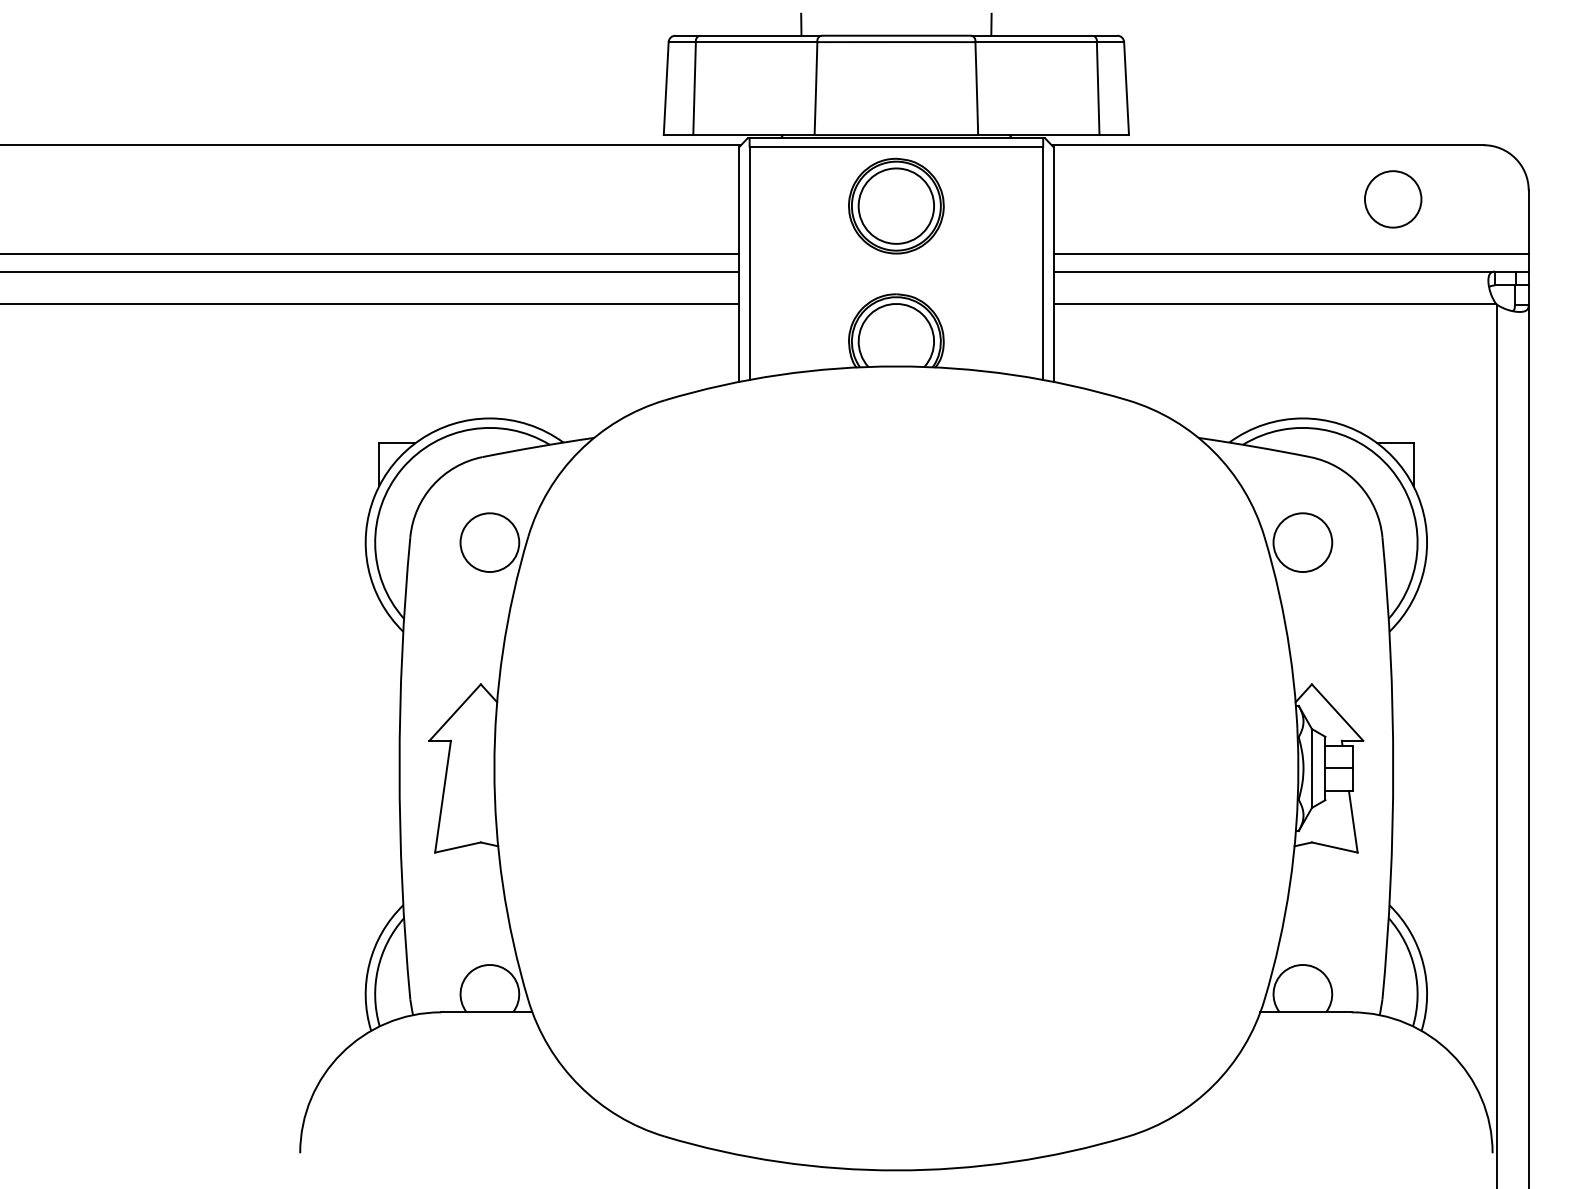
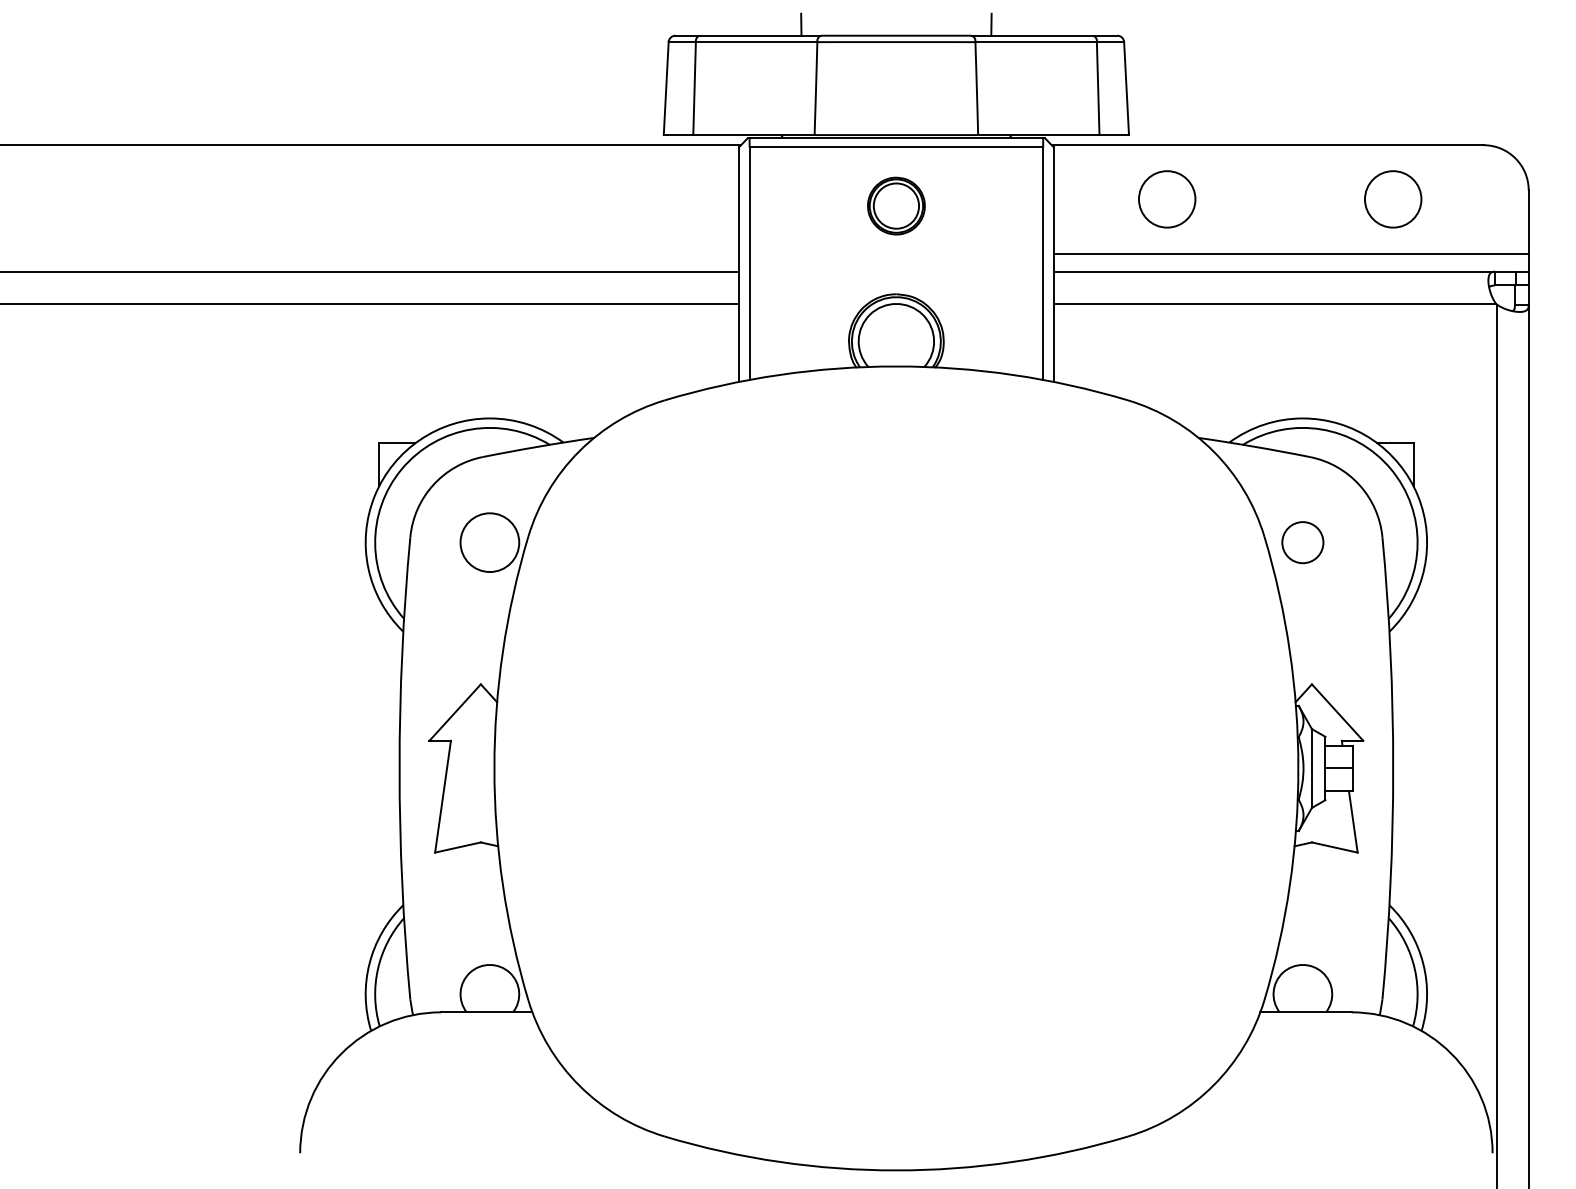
circle: none -> present (1167, 199)
part size: 97x98 px -> 59x60 px (896, 205)
line: present -> none (370, 253)
circle diameter: 59 px -> 41 px (1302, 542)
